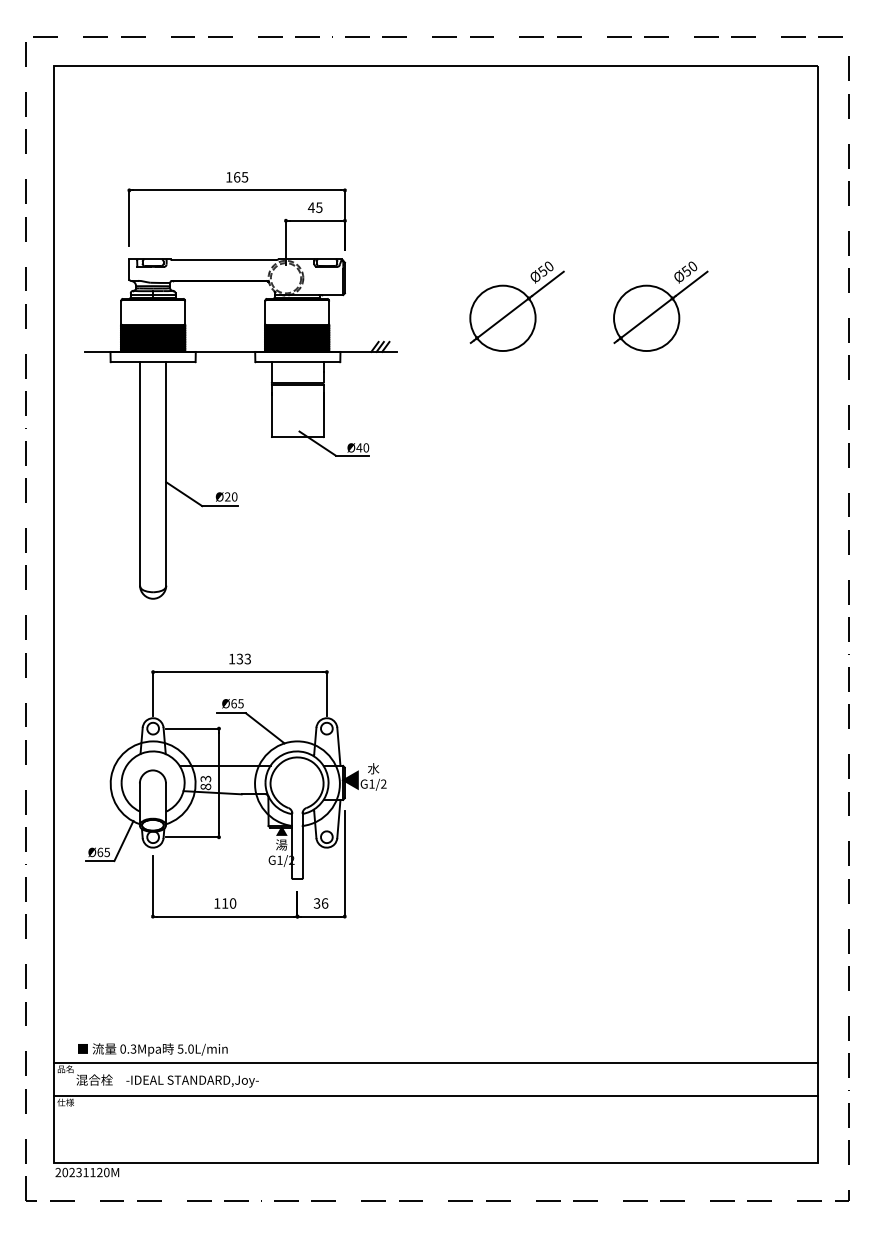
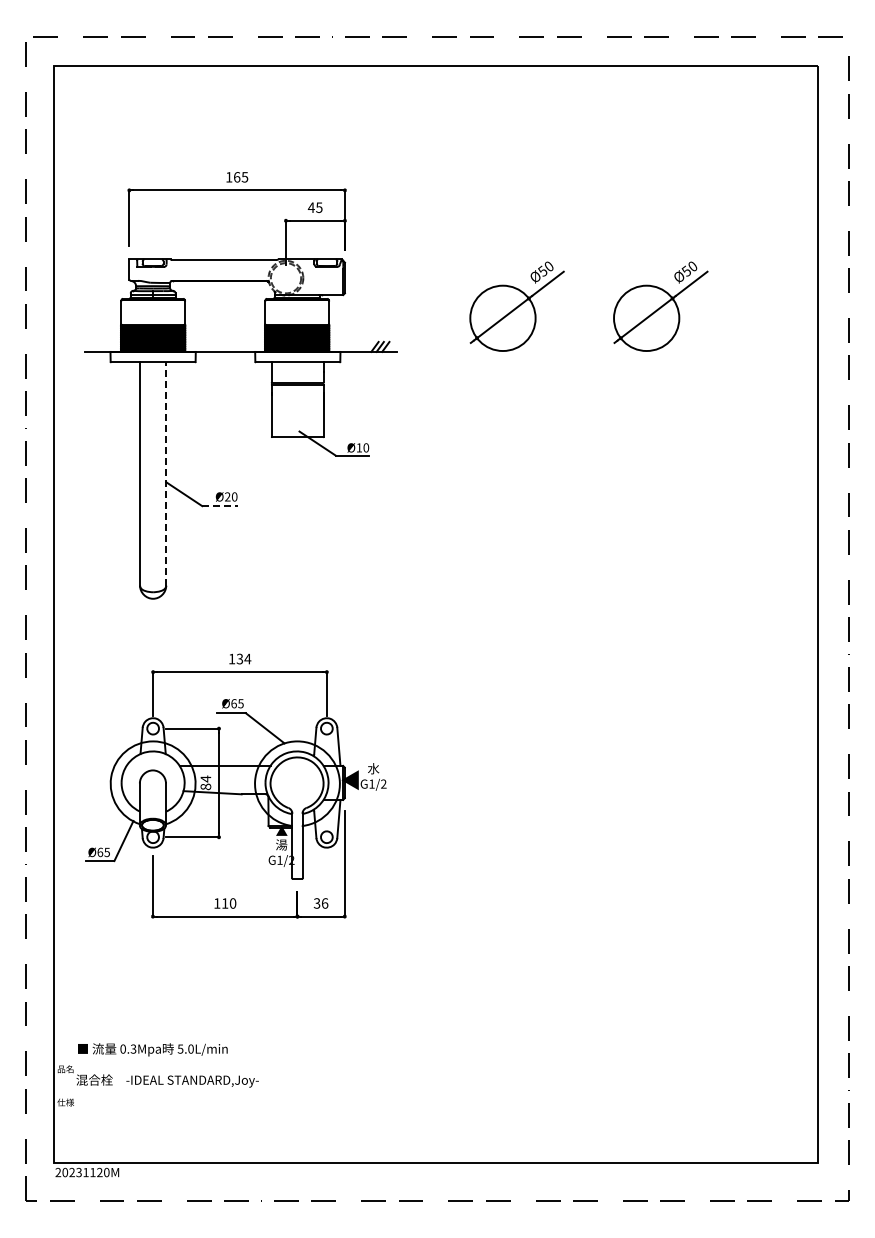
text: Ø40 -> Ø10 (359, 447)
line: solid -> dashed (166, 474)
line: solid -> dashed (220, 506)
text: 133 -> 134 (247, 658)
text: 83 -> 84 (205, 778)
line: present -> none (436, 1062)
line: present -> none (436, 1096)
